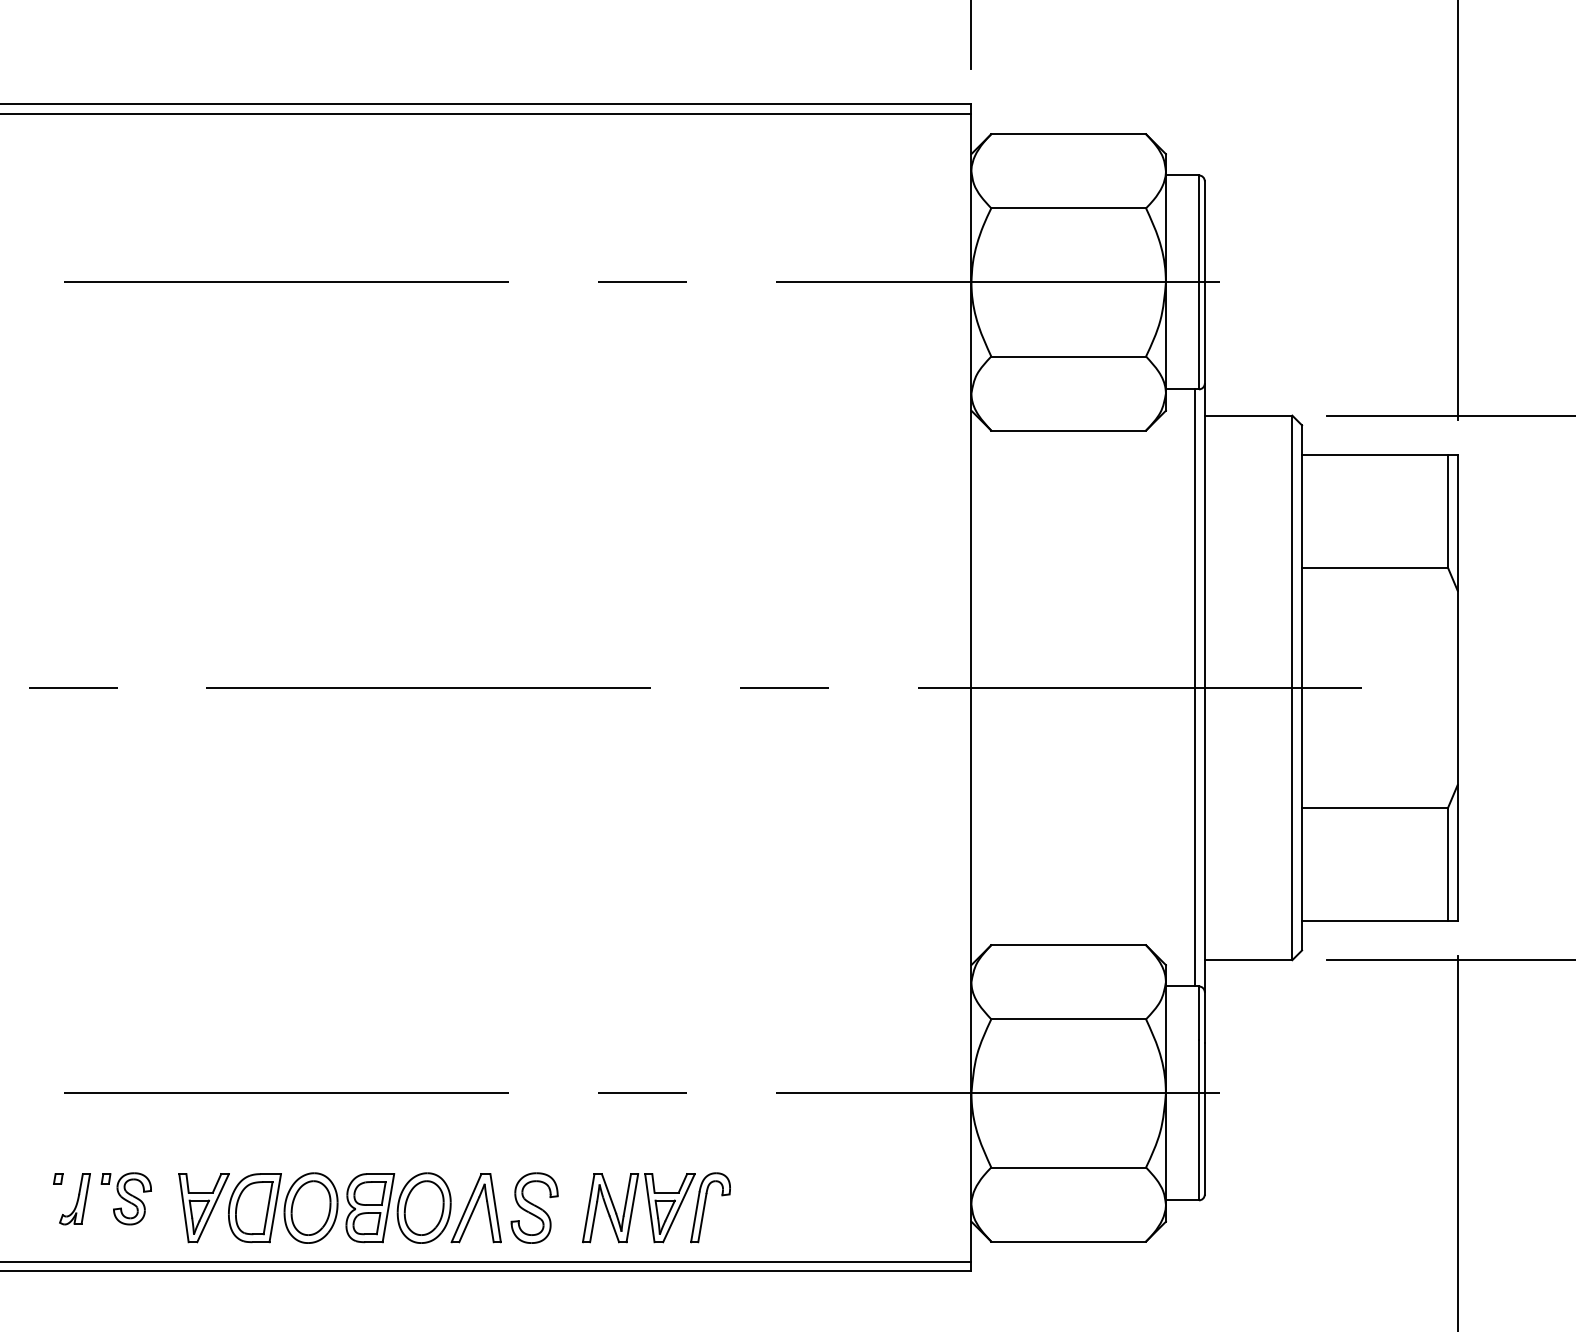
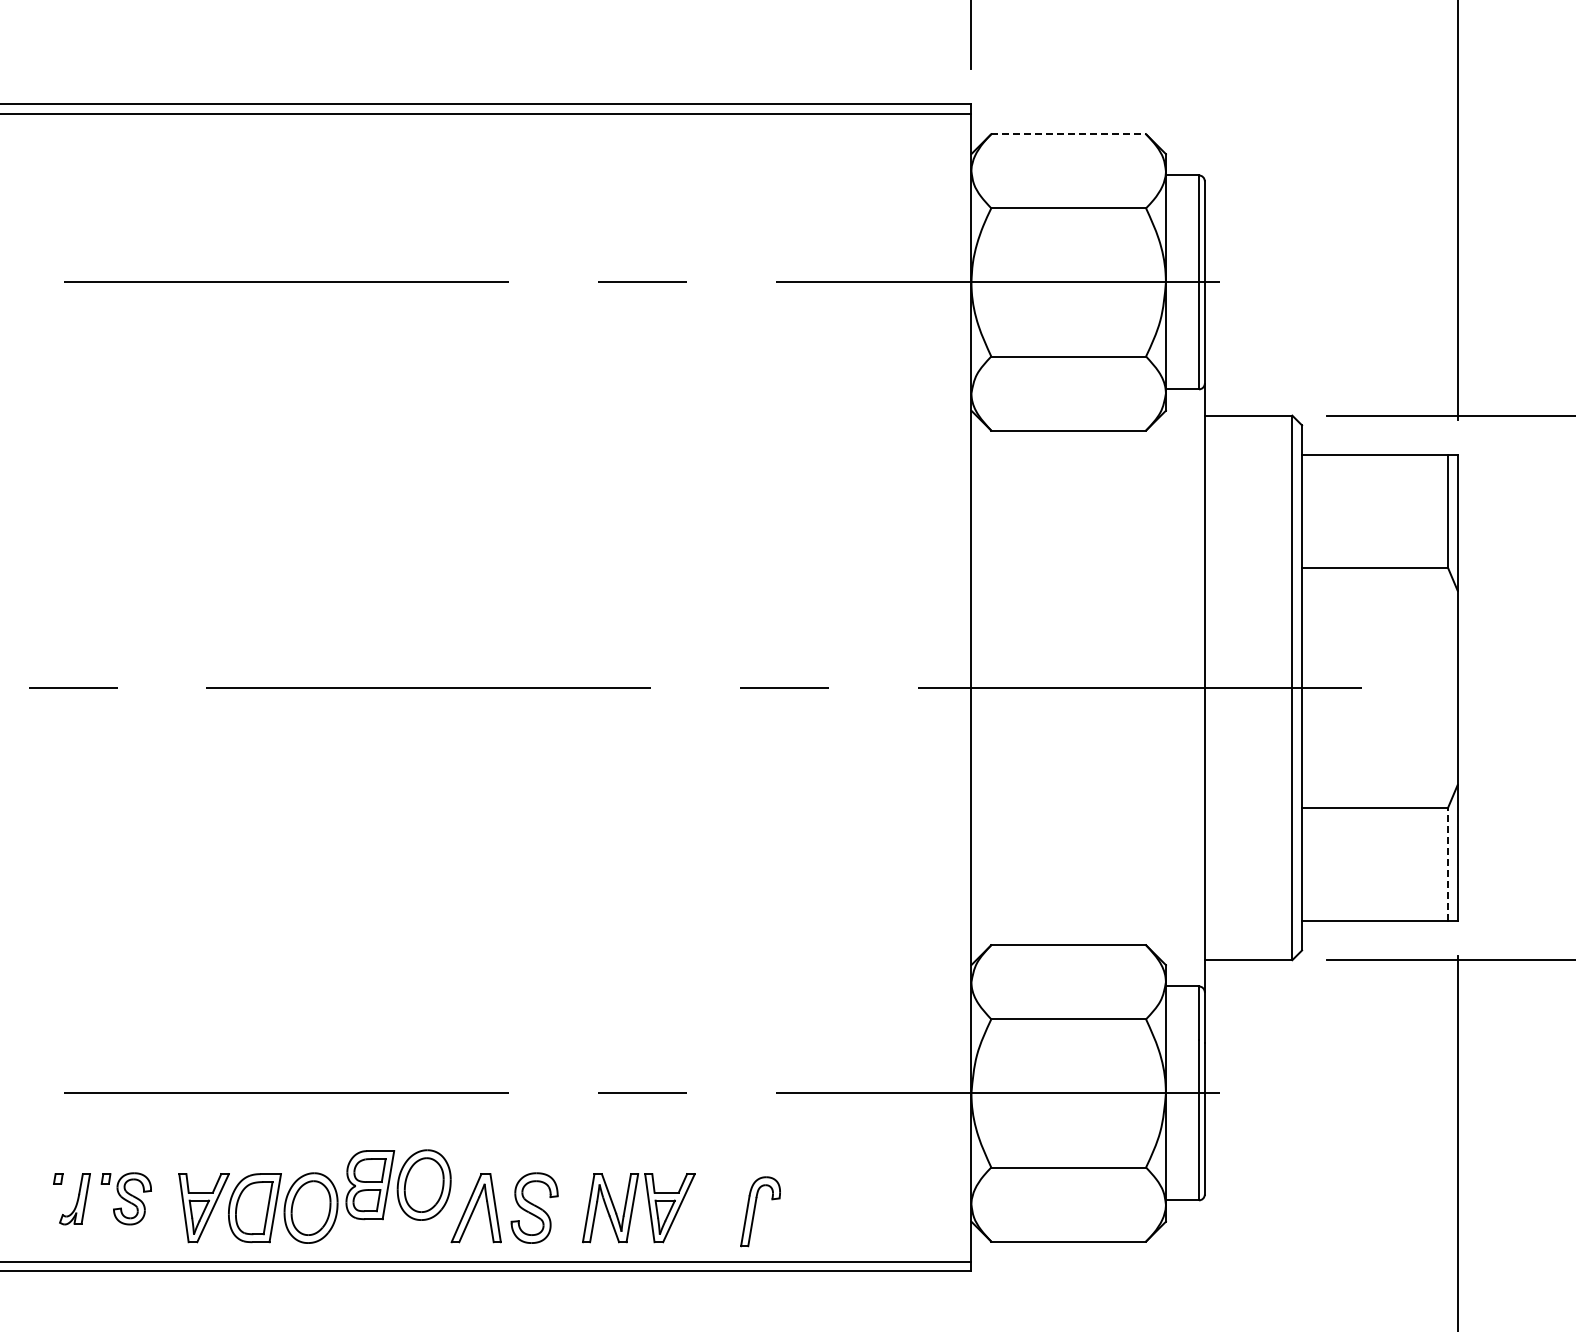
line: solid -> dashed (1069, 134)
line: present -> none (1195, 687)
line: solid -> dashed (1447, 864)
part position: (398, 1207) -> (398, 1184) (398, 1184)
part position: (710, 1207) -> (760, 1211) (760, 1211)
